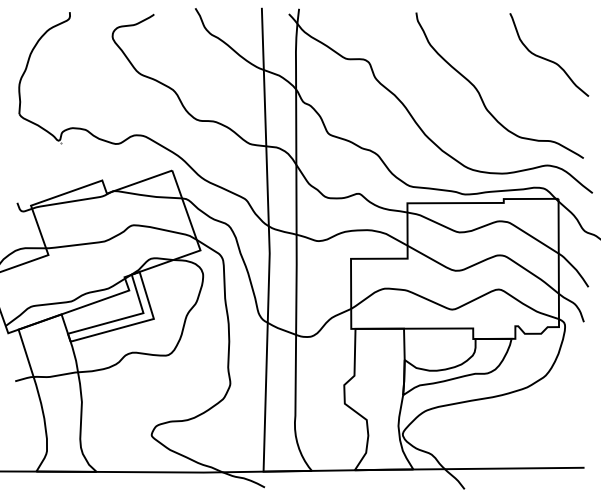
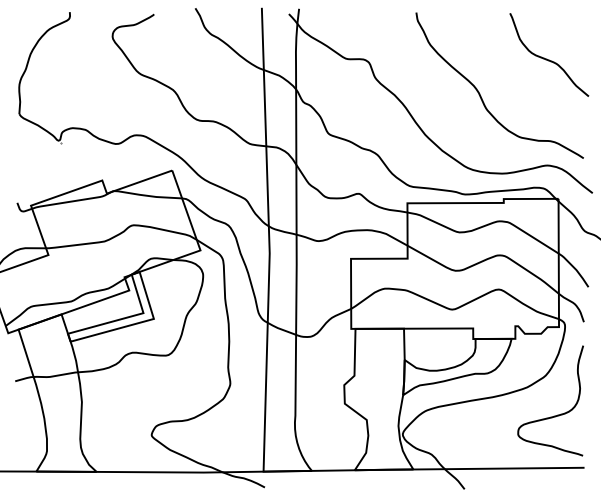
curve: none -> present (554, 415)
